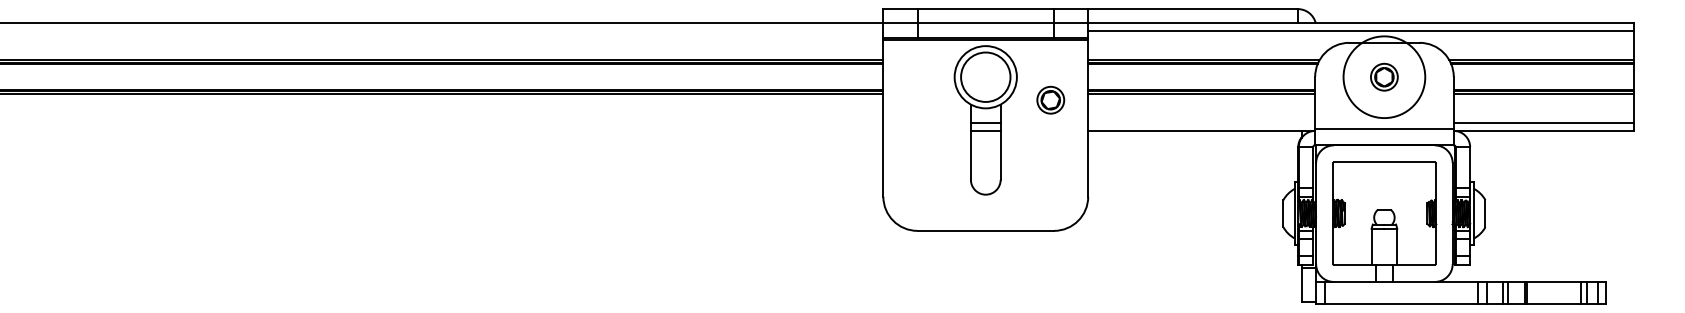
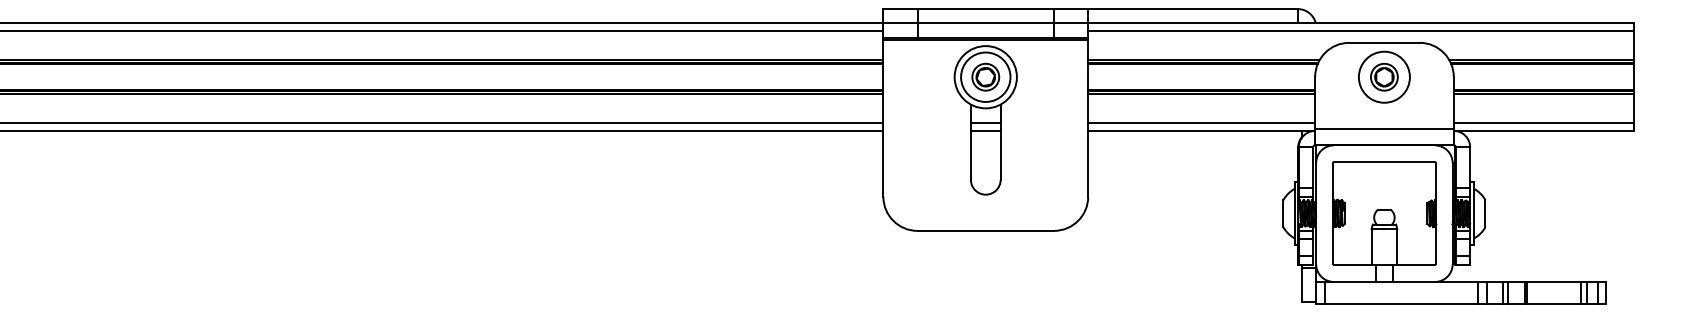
line: none -> present (442, 31)
circle diameter: 82 px -> 51 px (1383, 76)
part position: (1050, 99) -> (985, 76) (985, 76)
line: none -> present (442, 123)
line: none -> present (1201, 123)
line: none -> present (442, 131)
